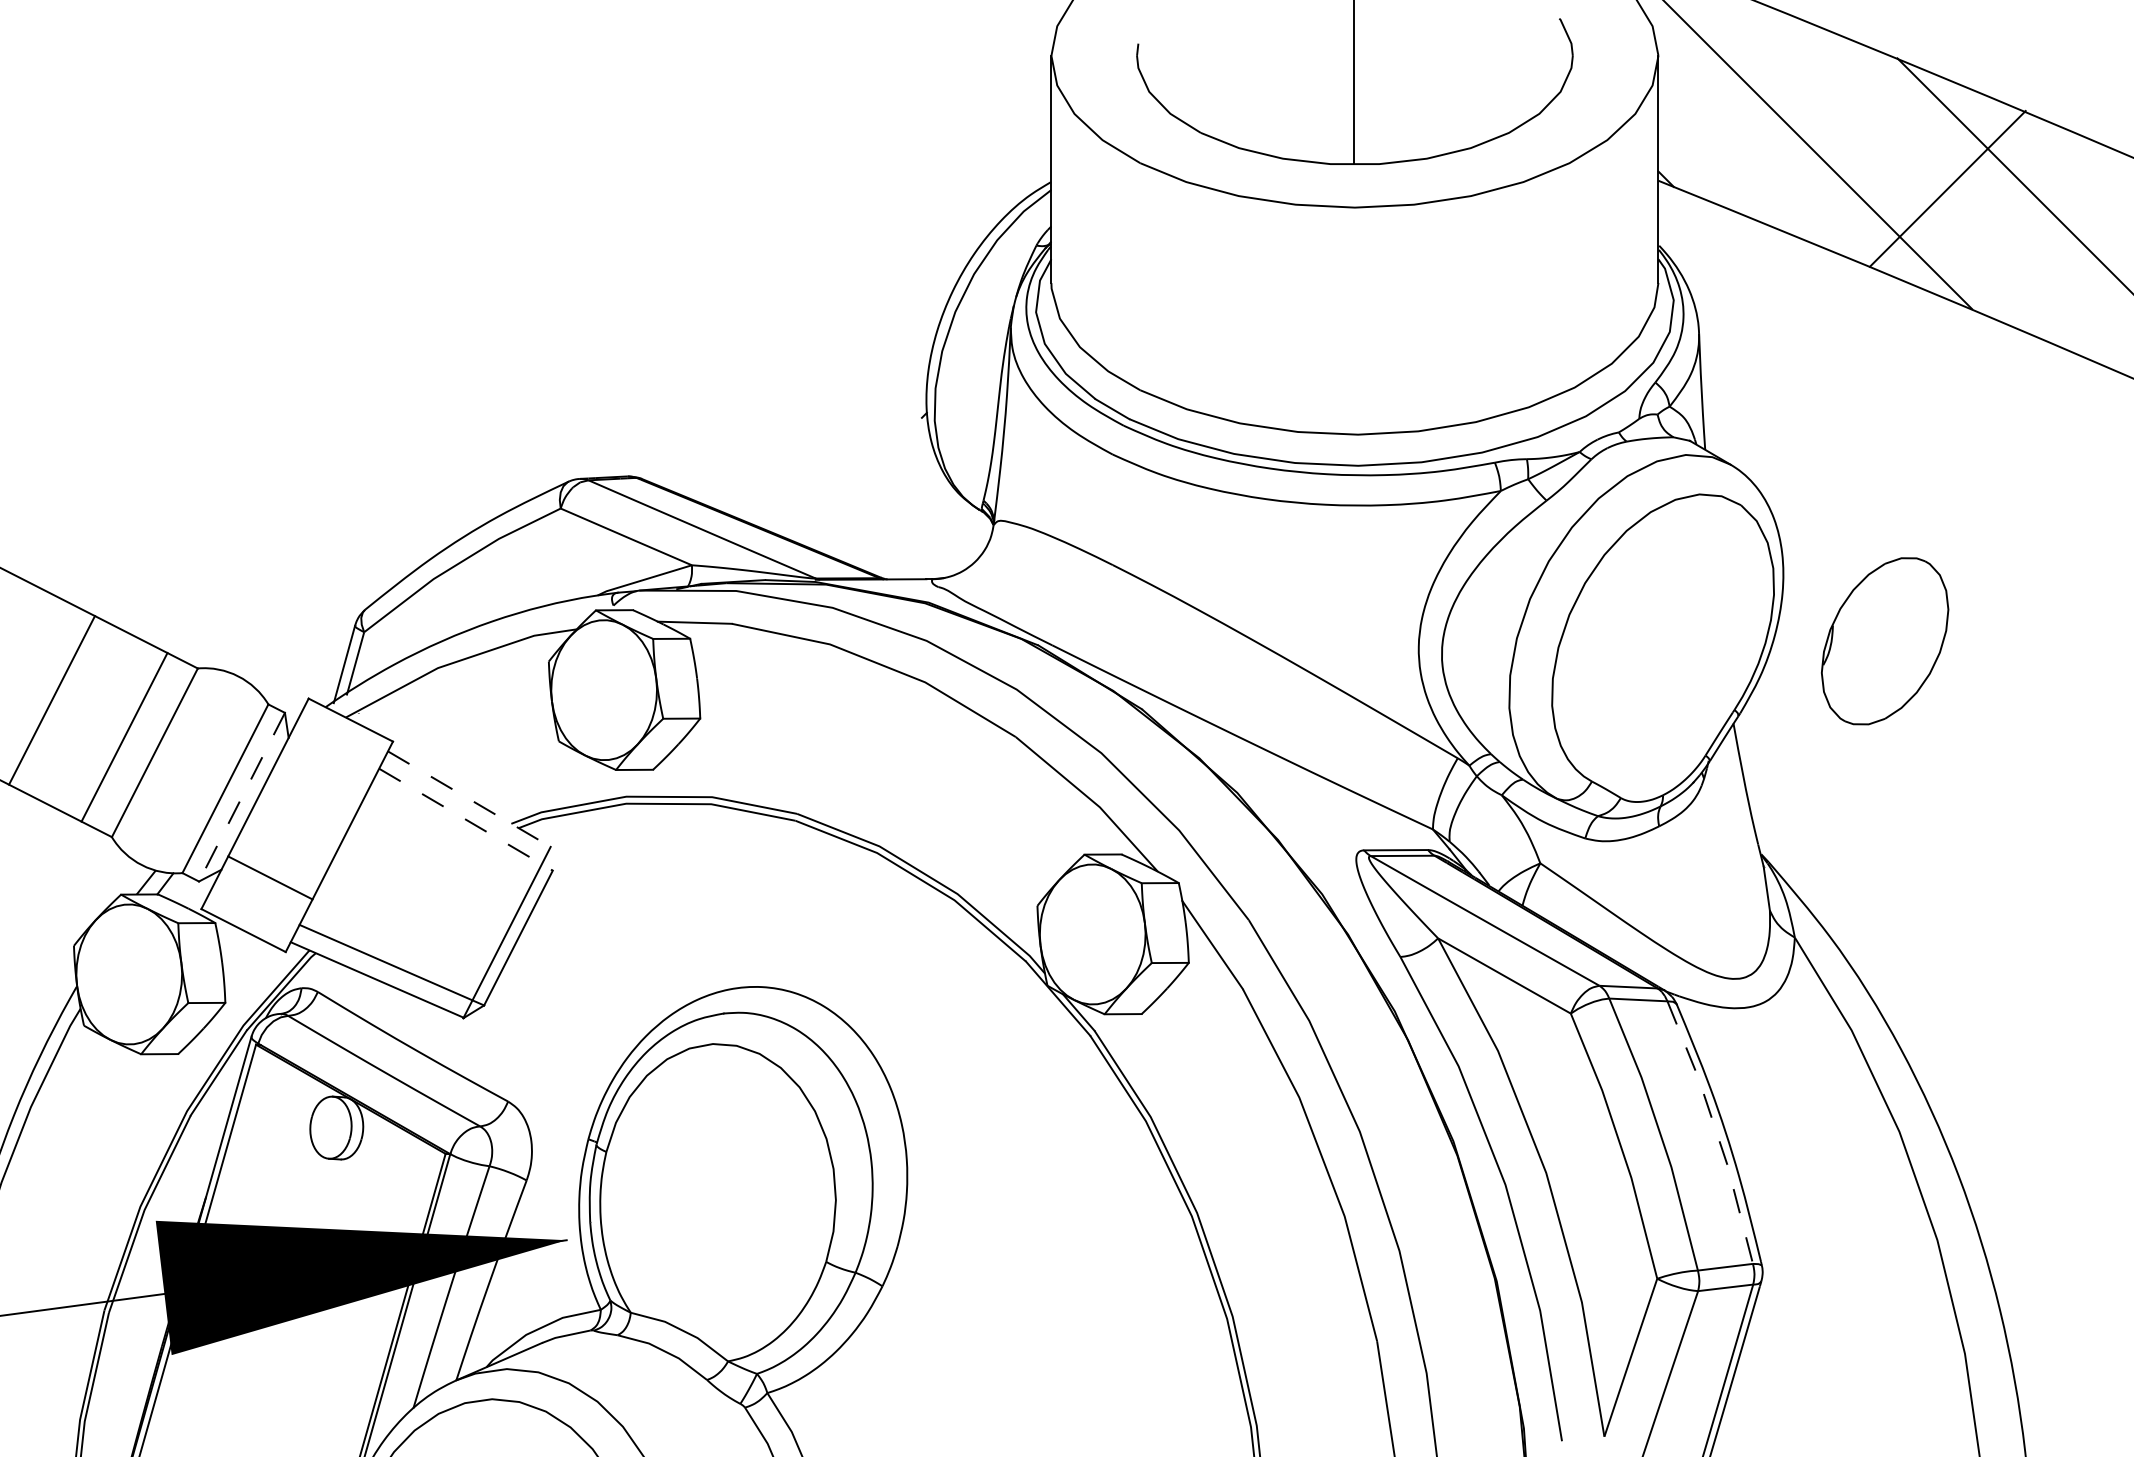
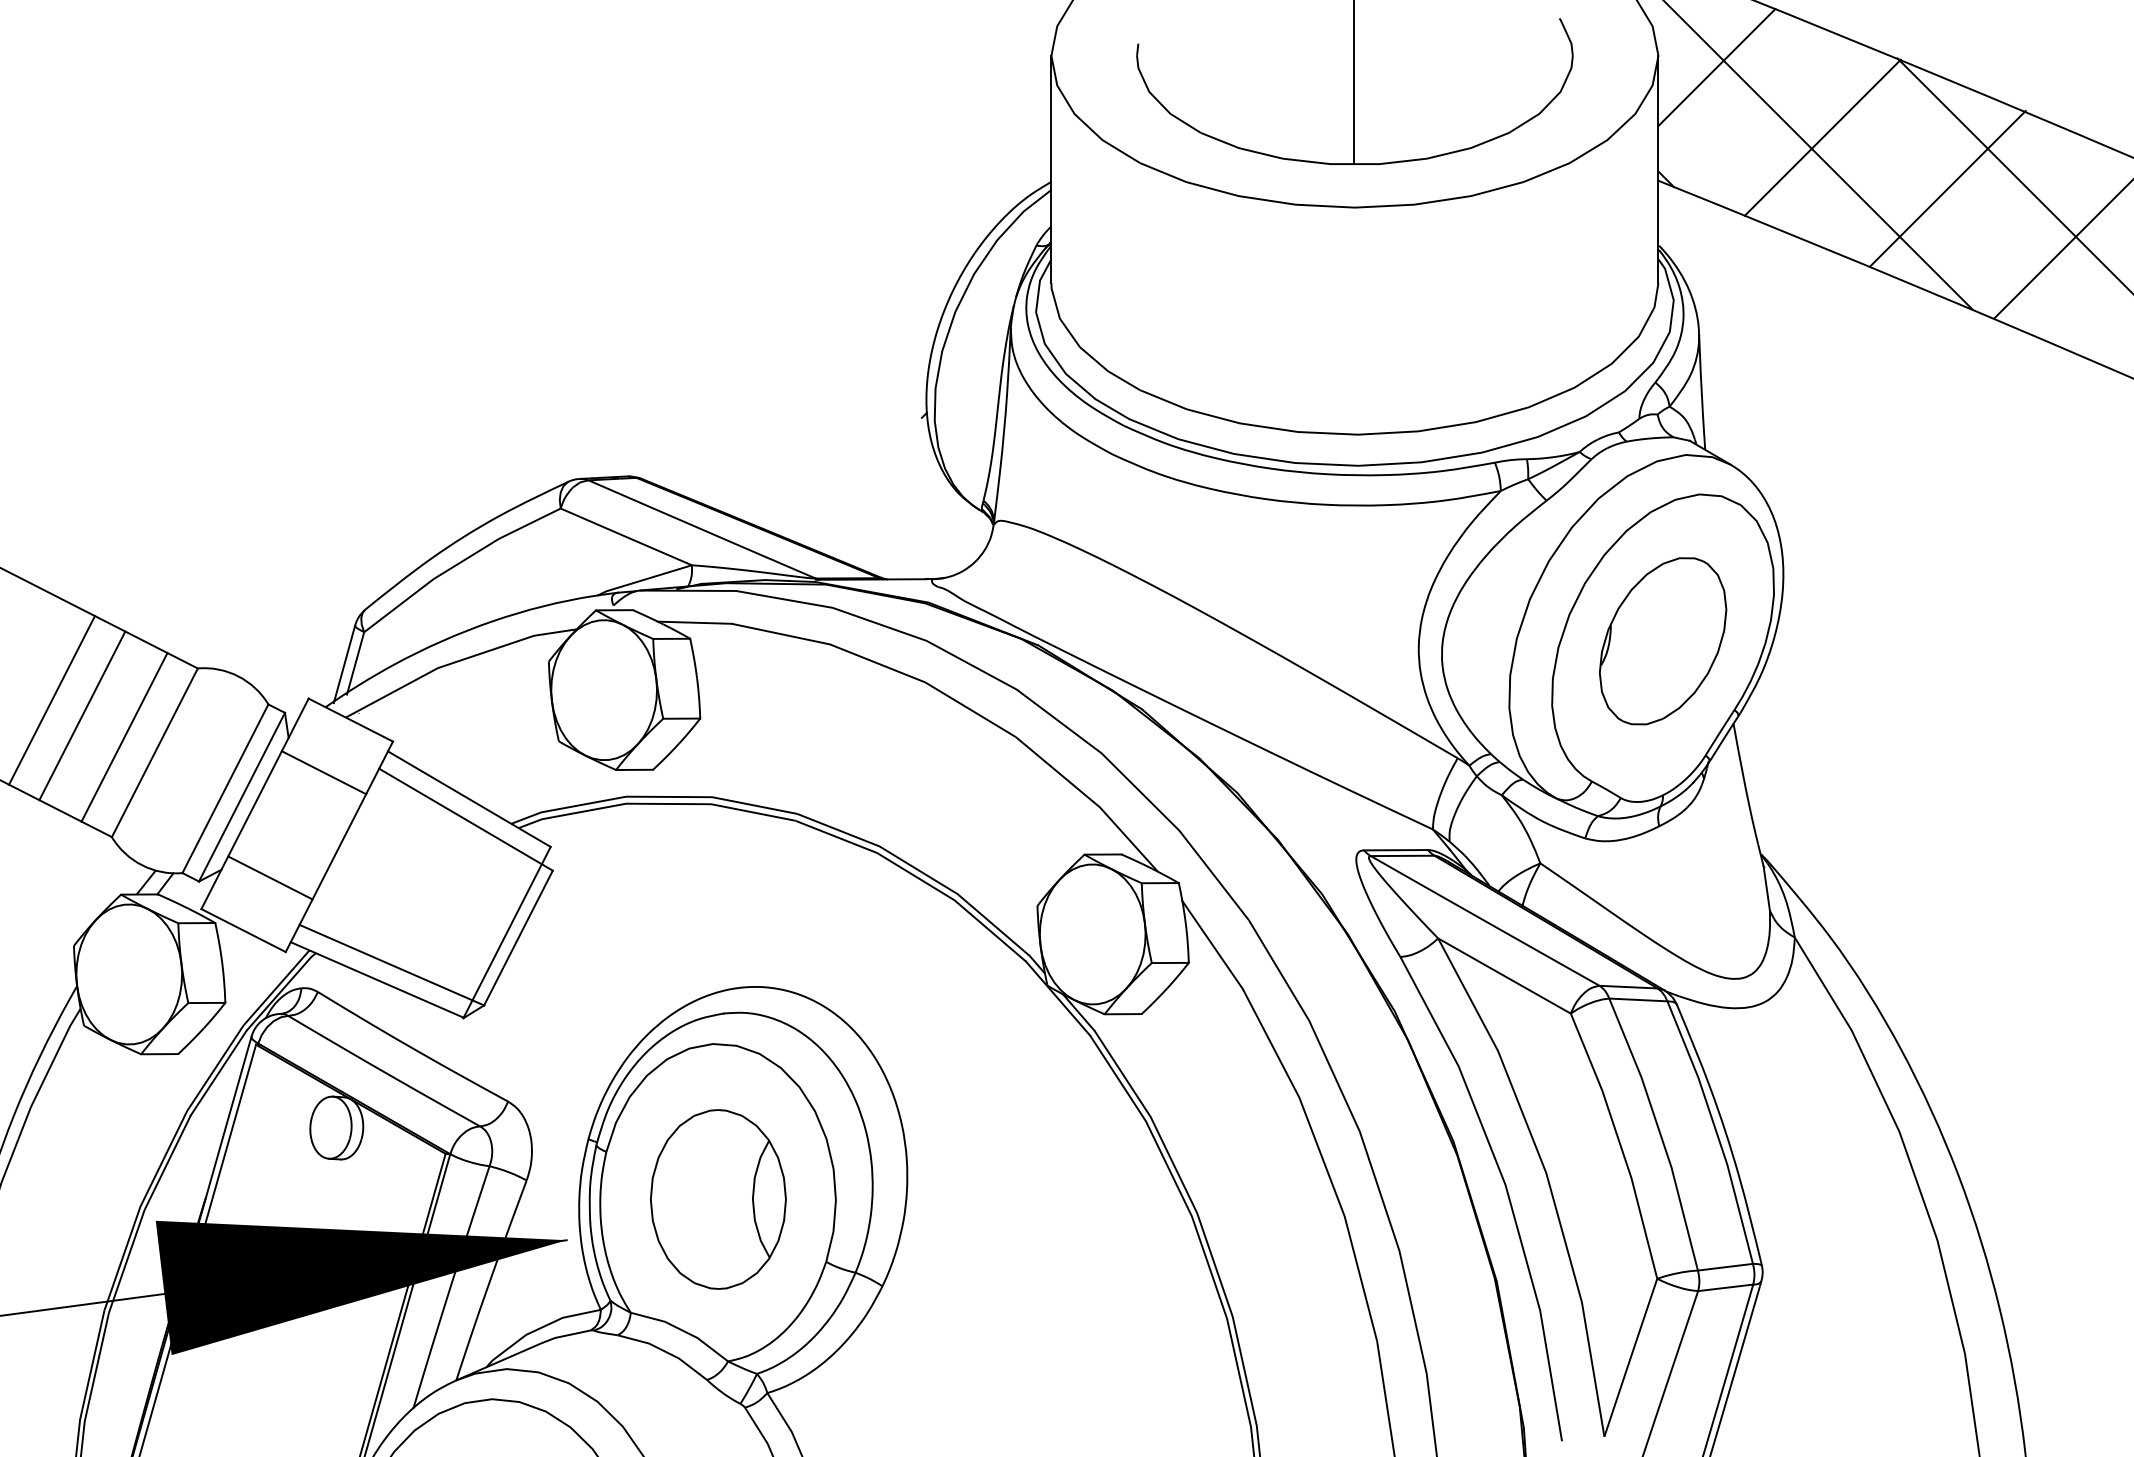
line: none -> present (1716, 67)
line: none -> present (1822, 137)
line: none -> present (2062, 249)
part position: (1885, 641) -> (1663, 641) (1663, 641)
line: none -> present (82, 715)
line: none -> present (323, 772)
line: dashed -> solid (241, 797)
line: dashed -> solid (469, 799)
line: dashed -> solid (465, 819)
line: dashed -> solid (1716, 1130)
part: none -> present (718, 1199)
